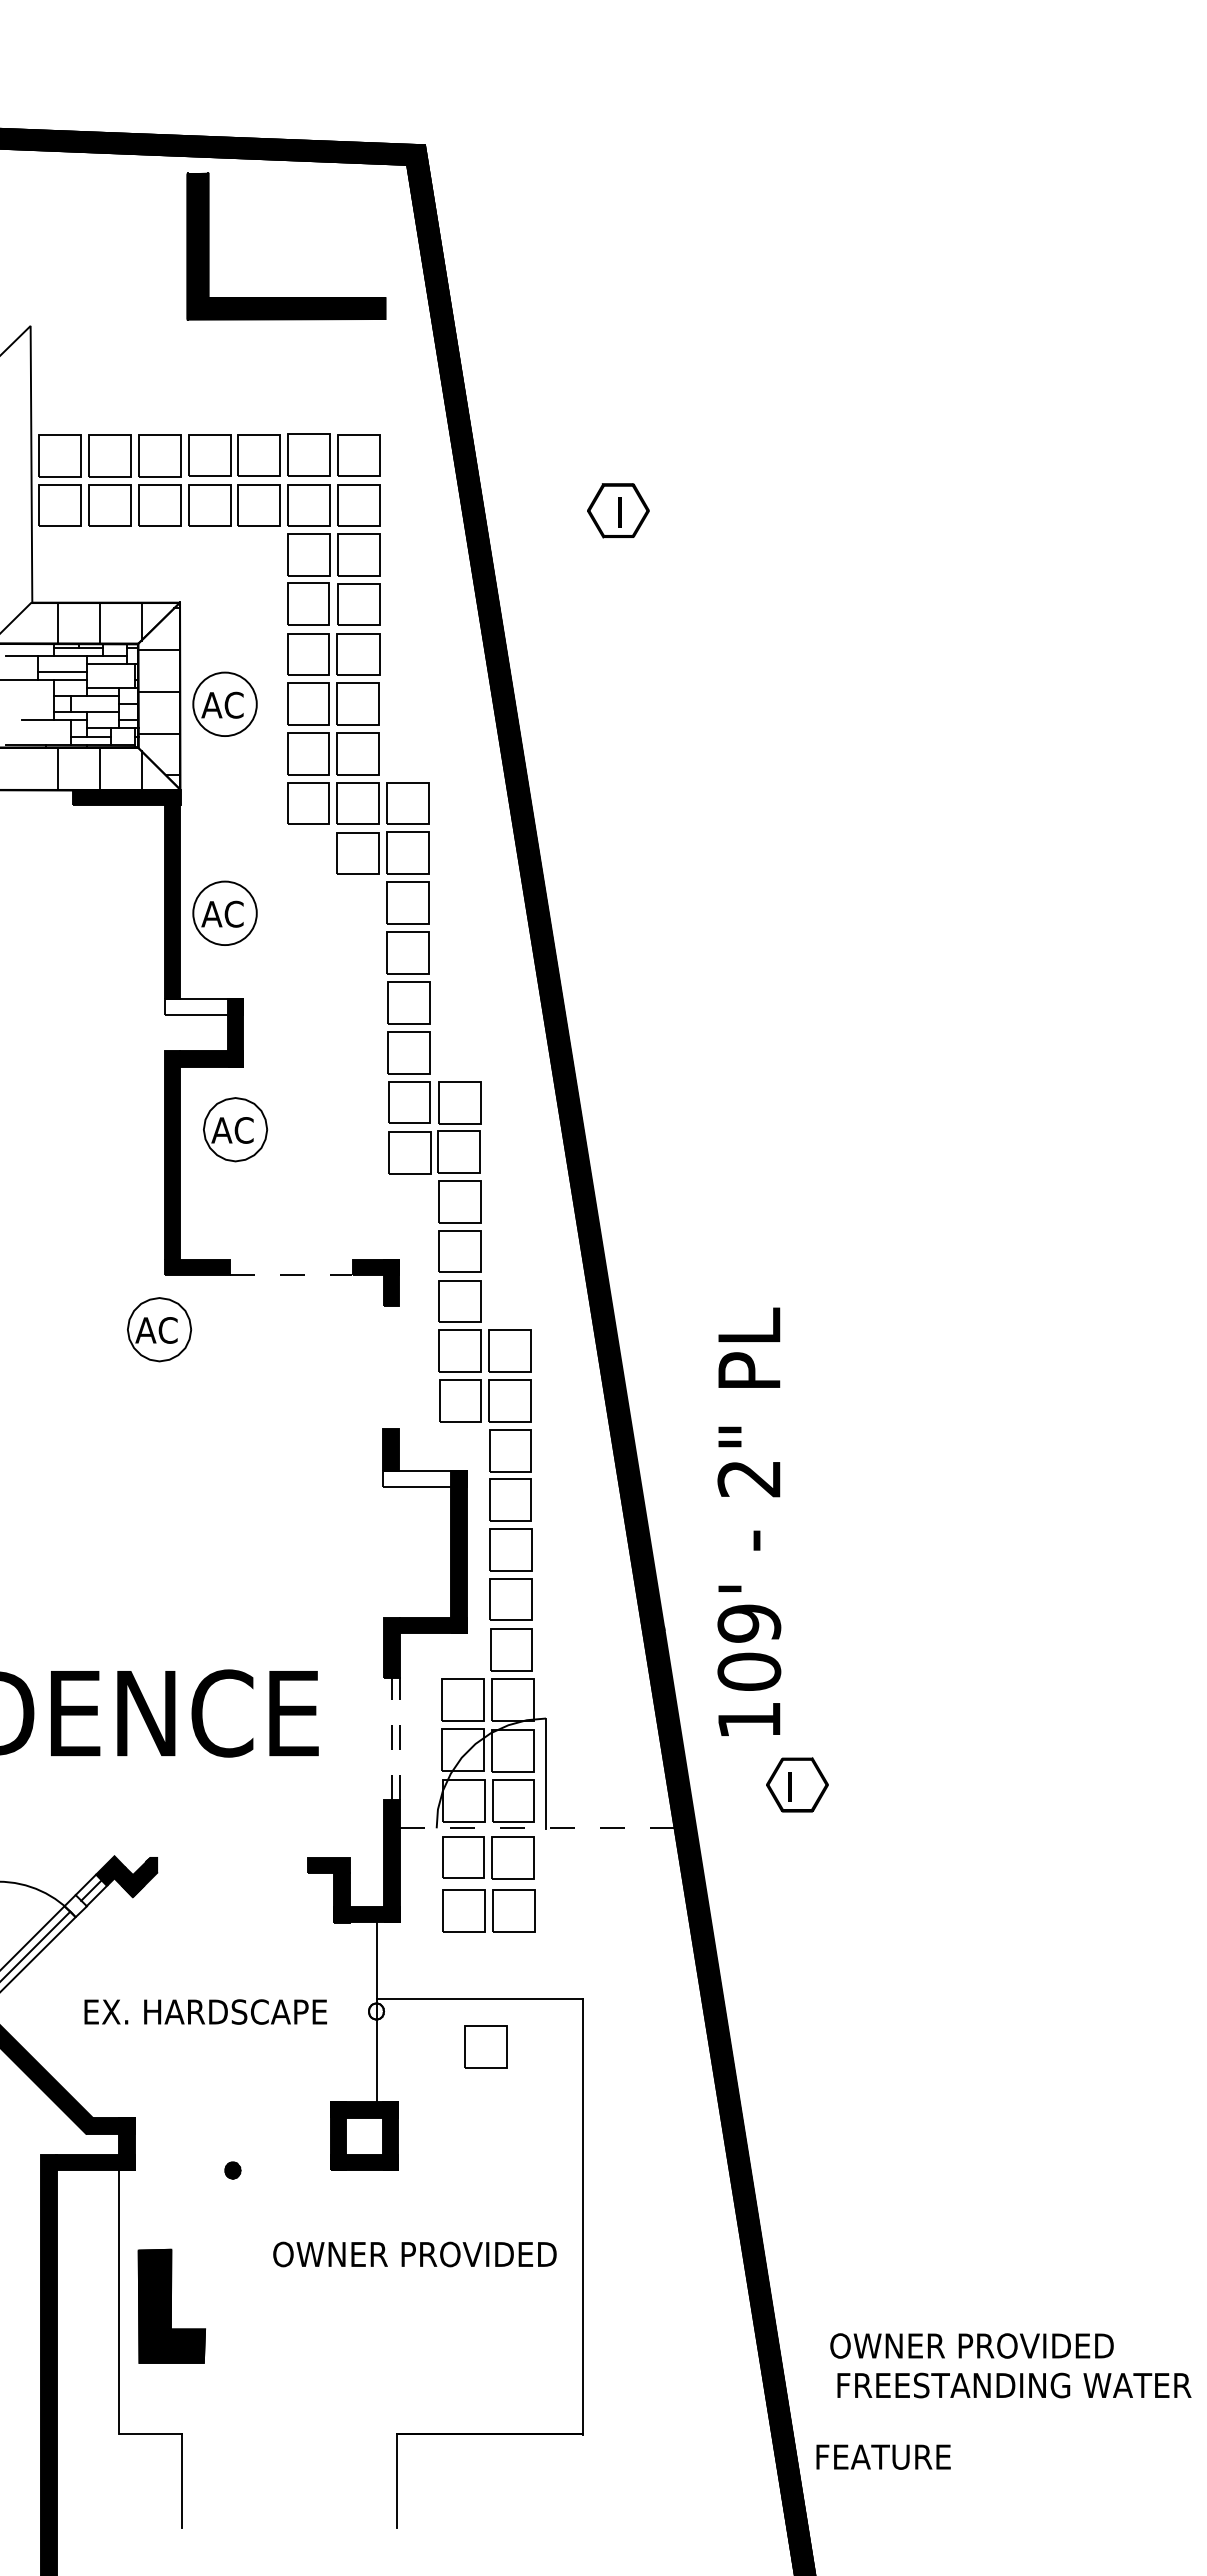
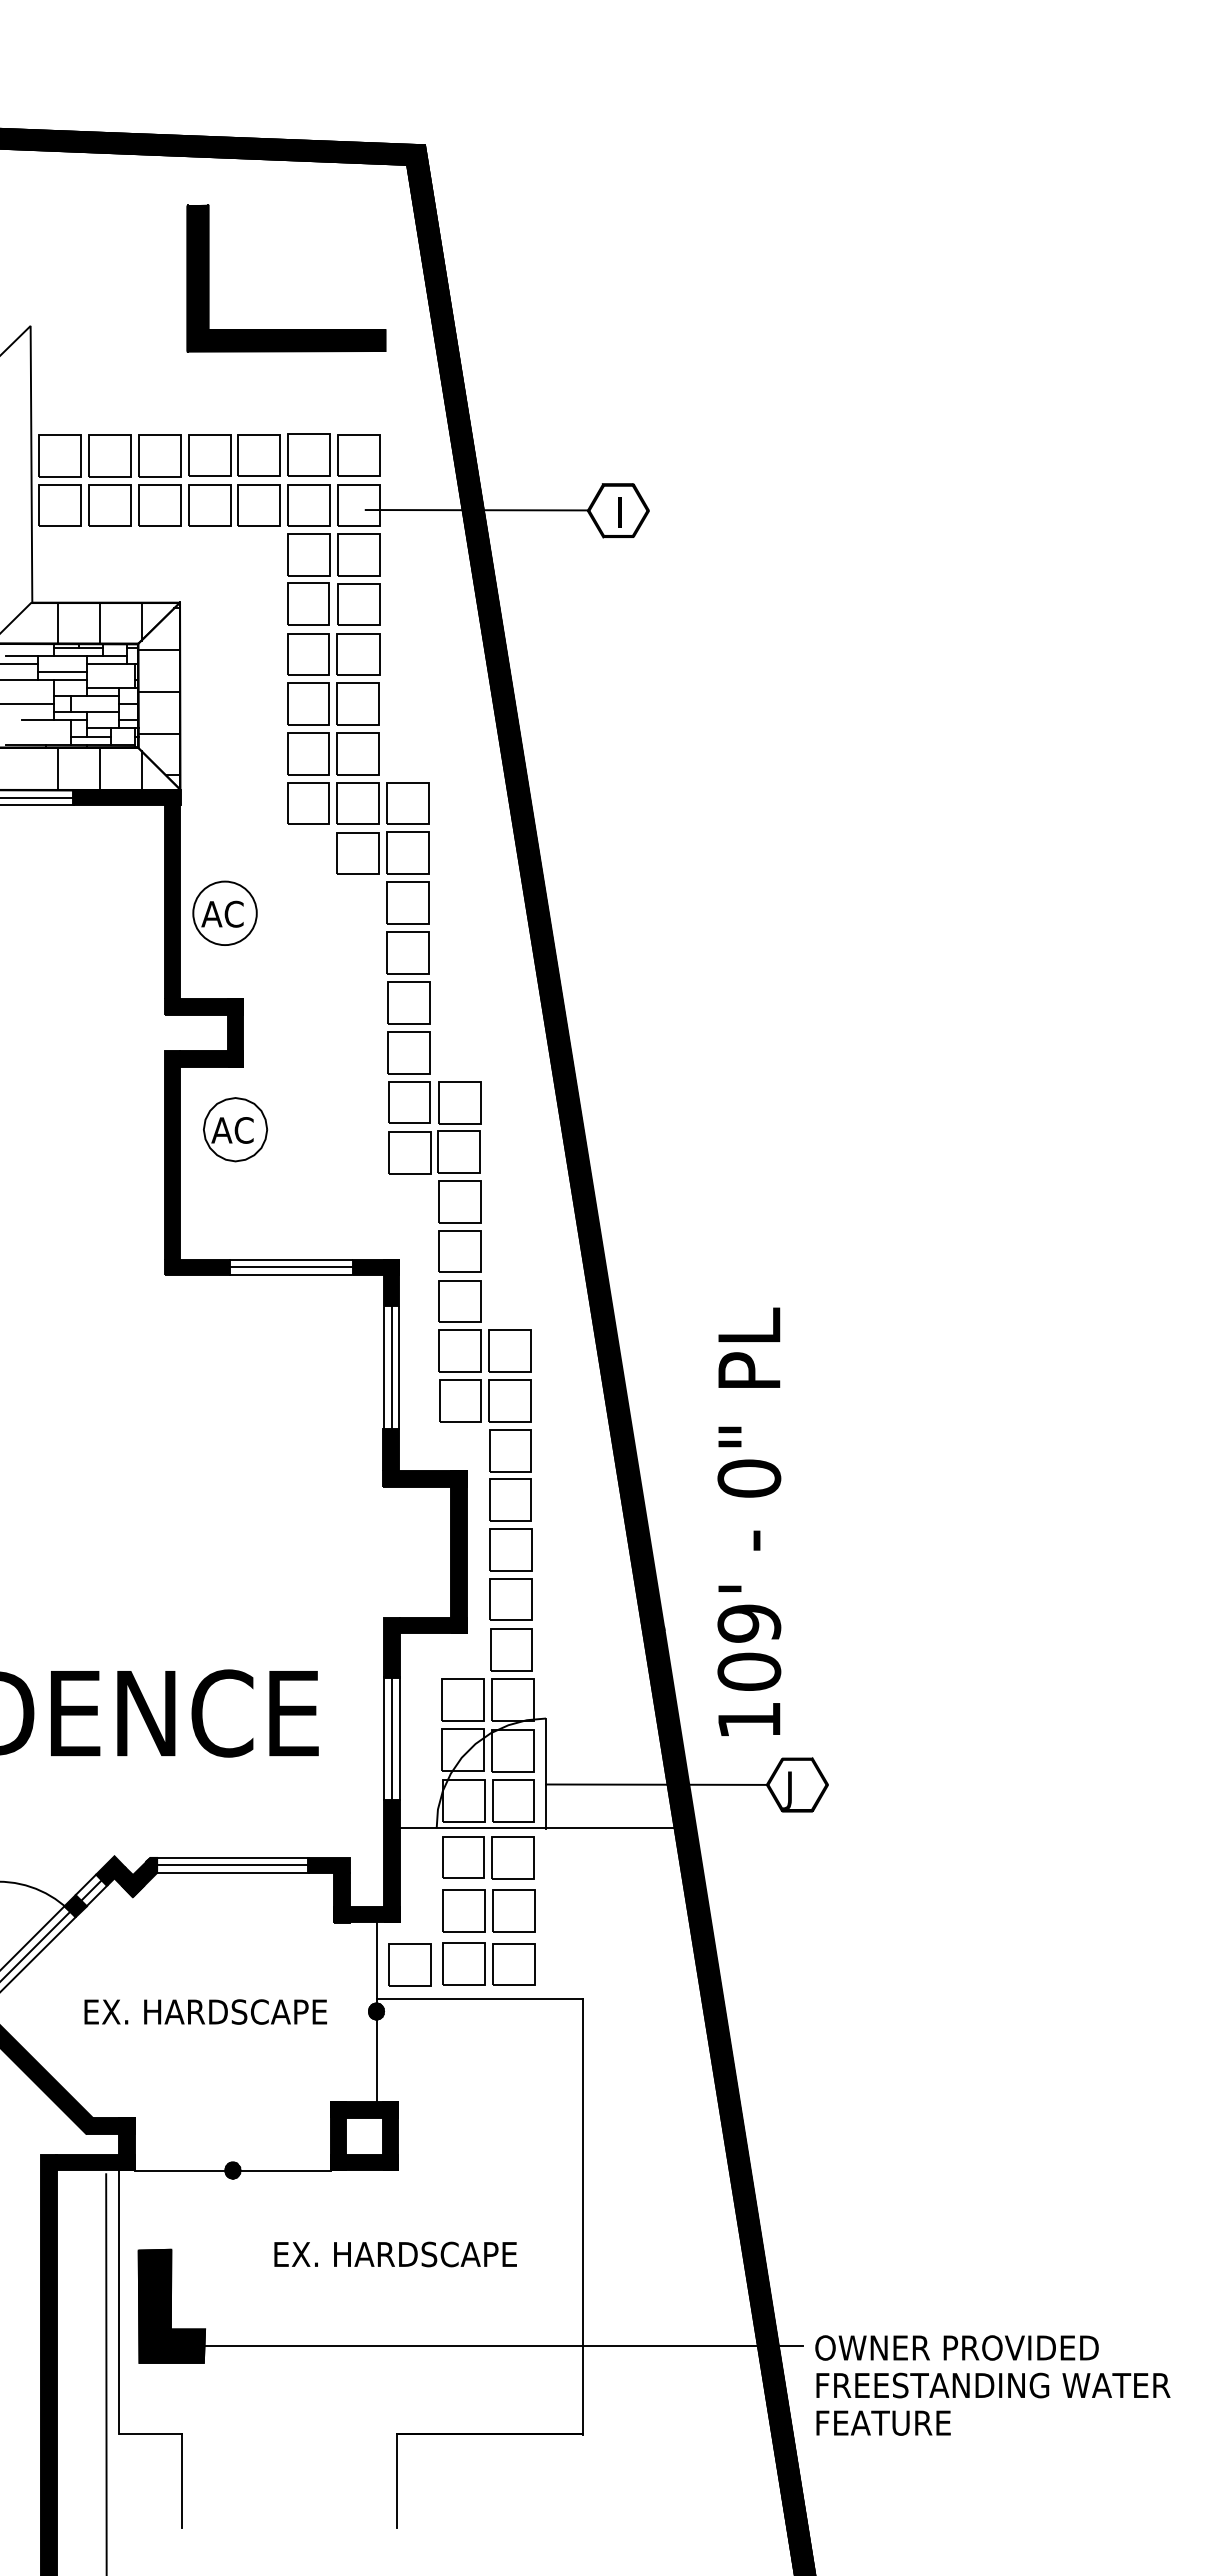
part position: (286, 297) -> (286, 329) (286, 329)
line: none -> present (476, 510)
line: none -> present (20, 663)
part: present -> none (224, 703)
line: none -> present (28, 704)
line: none -> present (37, 797)
line: none -> present (37, 805)
fill: none -> present (204, 1006)
line: none -> present (290, 1259)
line: none -> present (290, 1267)
line: dashed -> solid (291, 1275)
part: present -> none (159, 1329)
line: none -> present (383, 1367)
line: none -> present (391, 1367)
line: none -> present (399, 1367)
fill: none -> present (424, 1478)
text: 2" -> 0" (749, 1478)
line: none -> present (384, 1738)
line: dashed -> solid (391, 1738)
line: dashed -> solid (399, 1738)
line: none -> present (657, 1784)
text: I -> J (786, 1789)
line: dashed -> solid (537, 1827)
line: none -> present (232, 1857)
line: none -> present (232, 1865)
line: none -> present (232, 1872)
fill: none -> present (75, 1906)
part: none -> present (488, 1963)
fill: none -> present (376, 2011)
part position: (485, 2046) -> (409, 1964) (409, 1964)
line: none -> present (232, 2170)
text: OWNER PROVIDED -> EX. HARDSCAPE (414, 2254)
text position: (971, 2345) -> (956, 2347) (956, 2347)
line: none -> present (499, 2346)
line: none -> present (106, 2373)
text position: (1014, 2385) -> (993, 2385) (993, 2385)
text position: (883, 2456) -> (883, 2422) (883, 2422)
